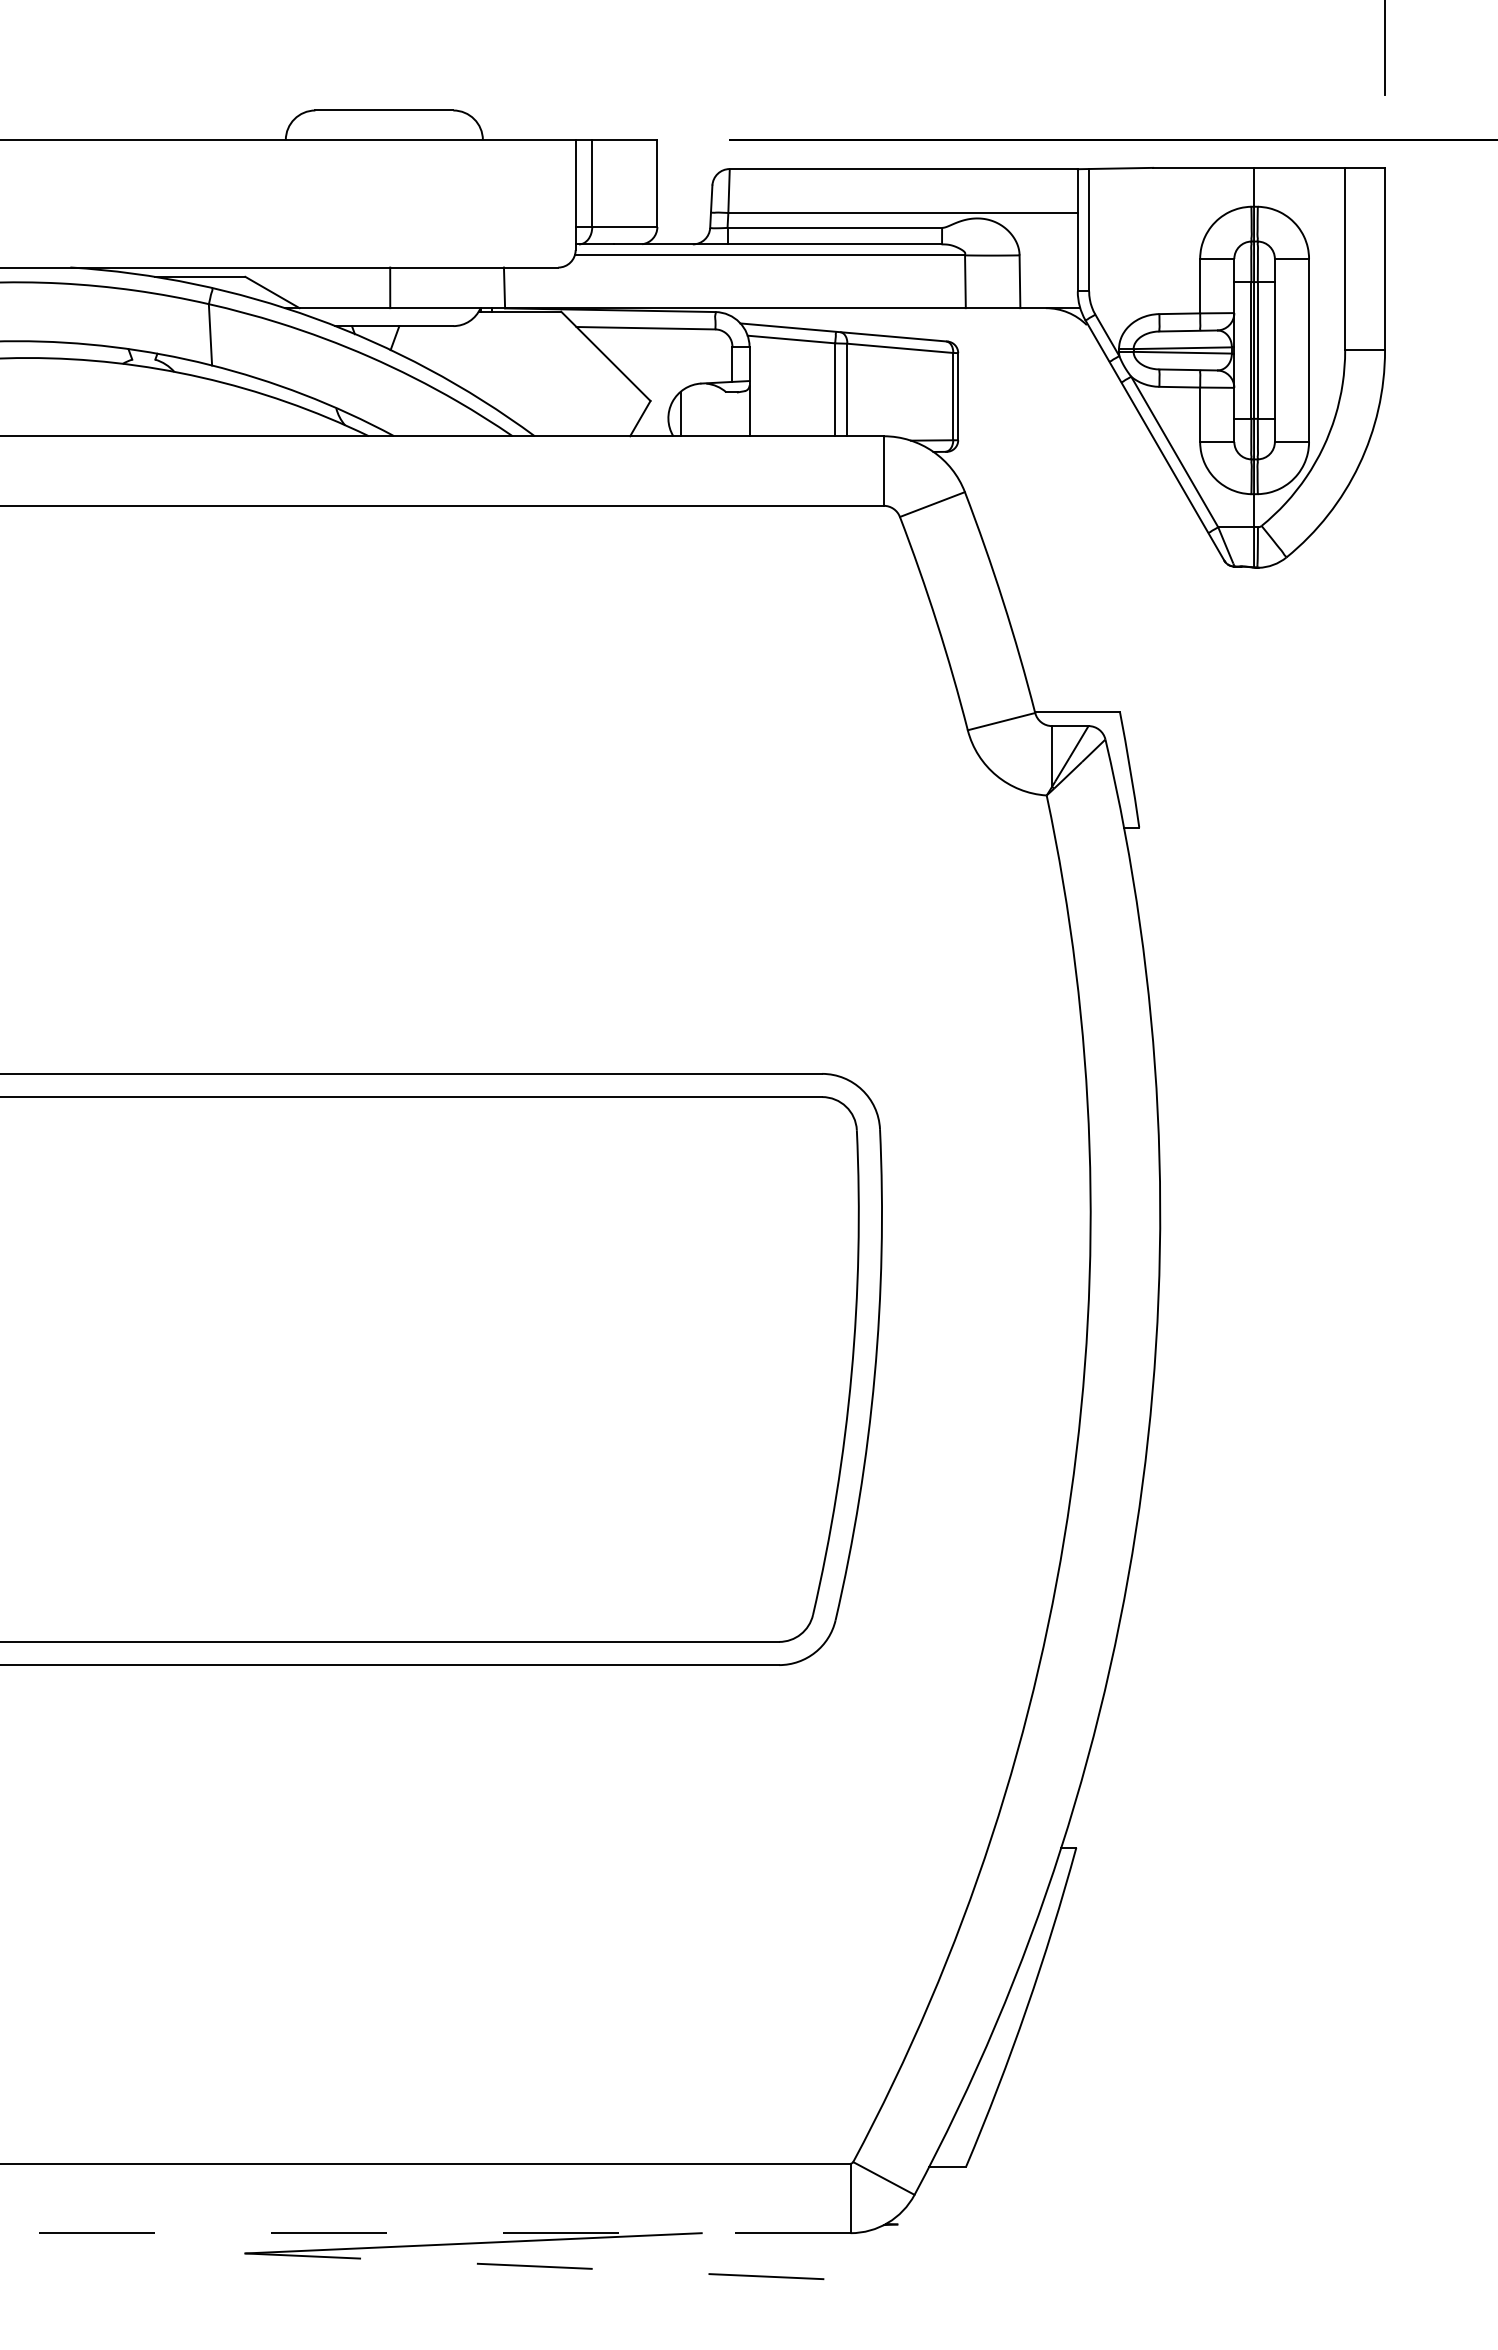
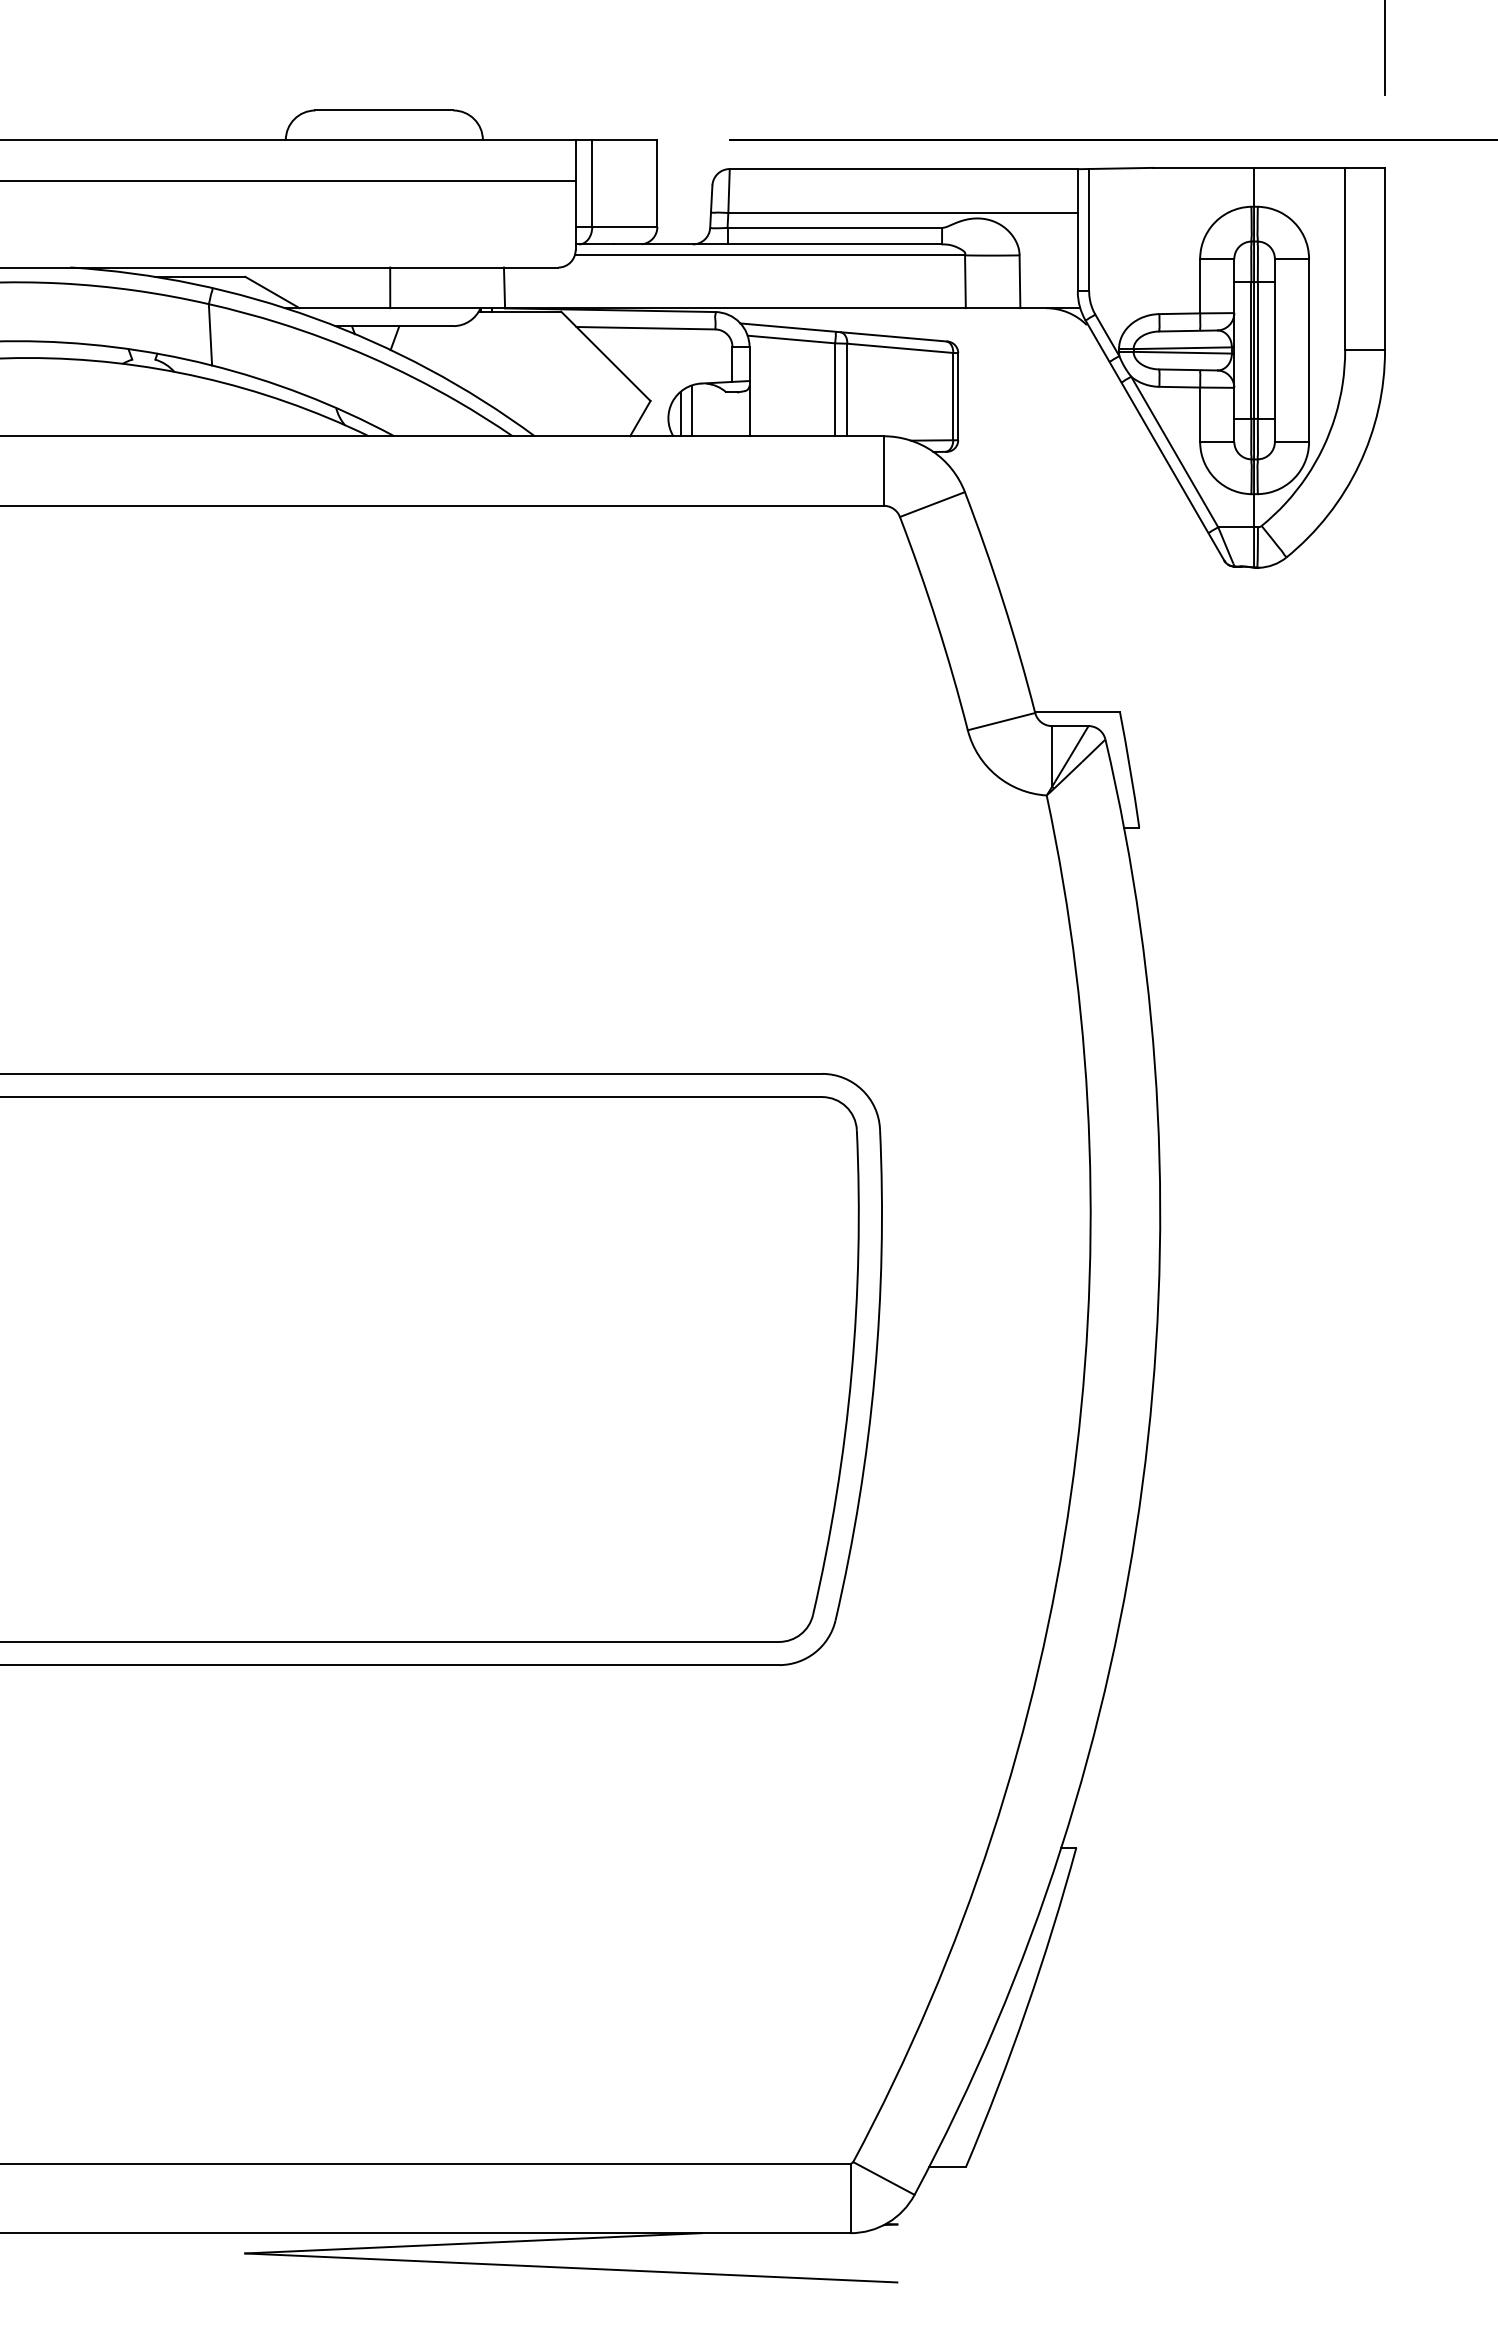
line: none -> present (288, 180)
line: none -> present (691, 410)
line: dashed -> solid (424, 2233)
line: dashed -> solid (571, 2267)
